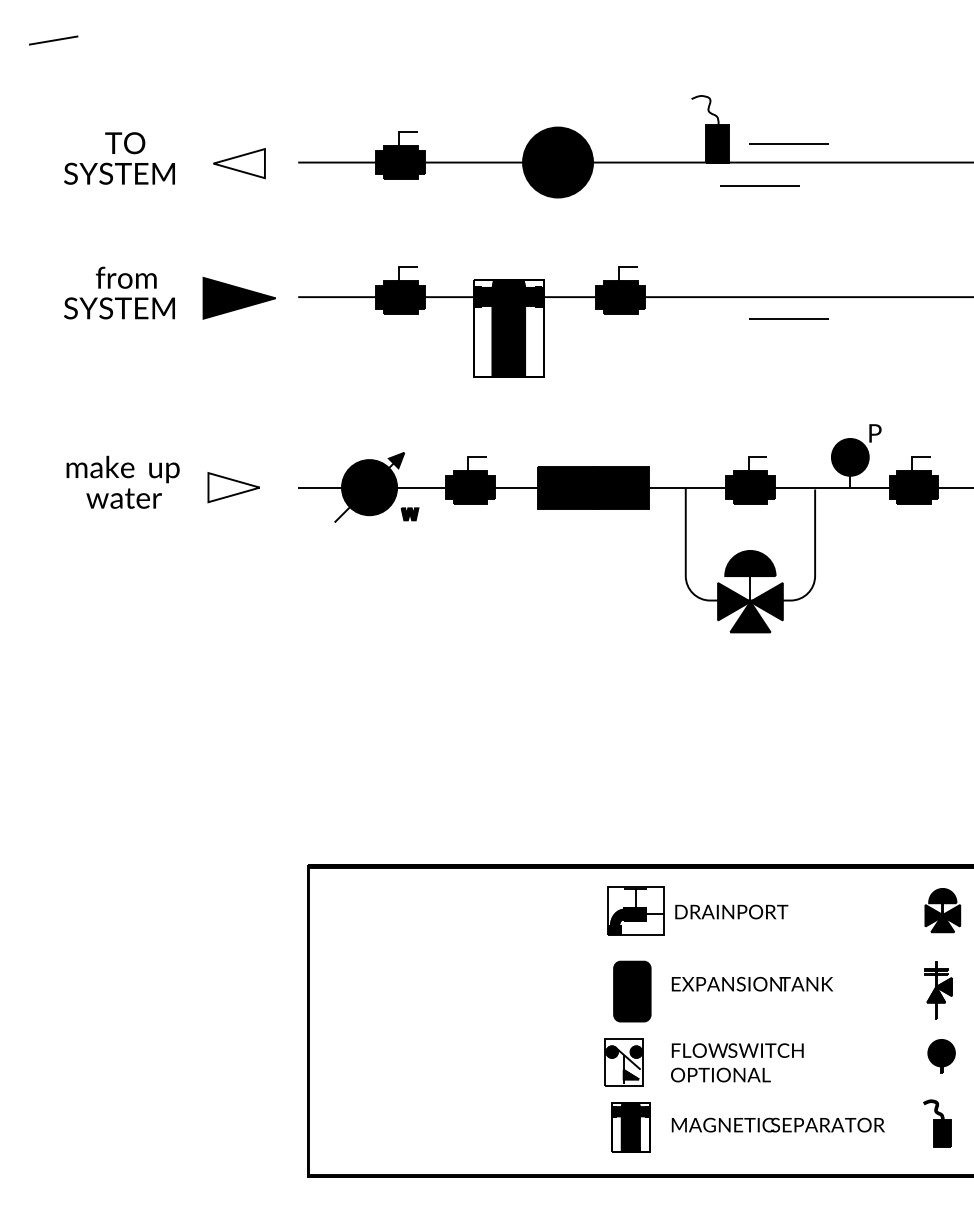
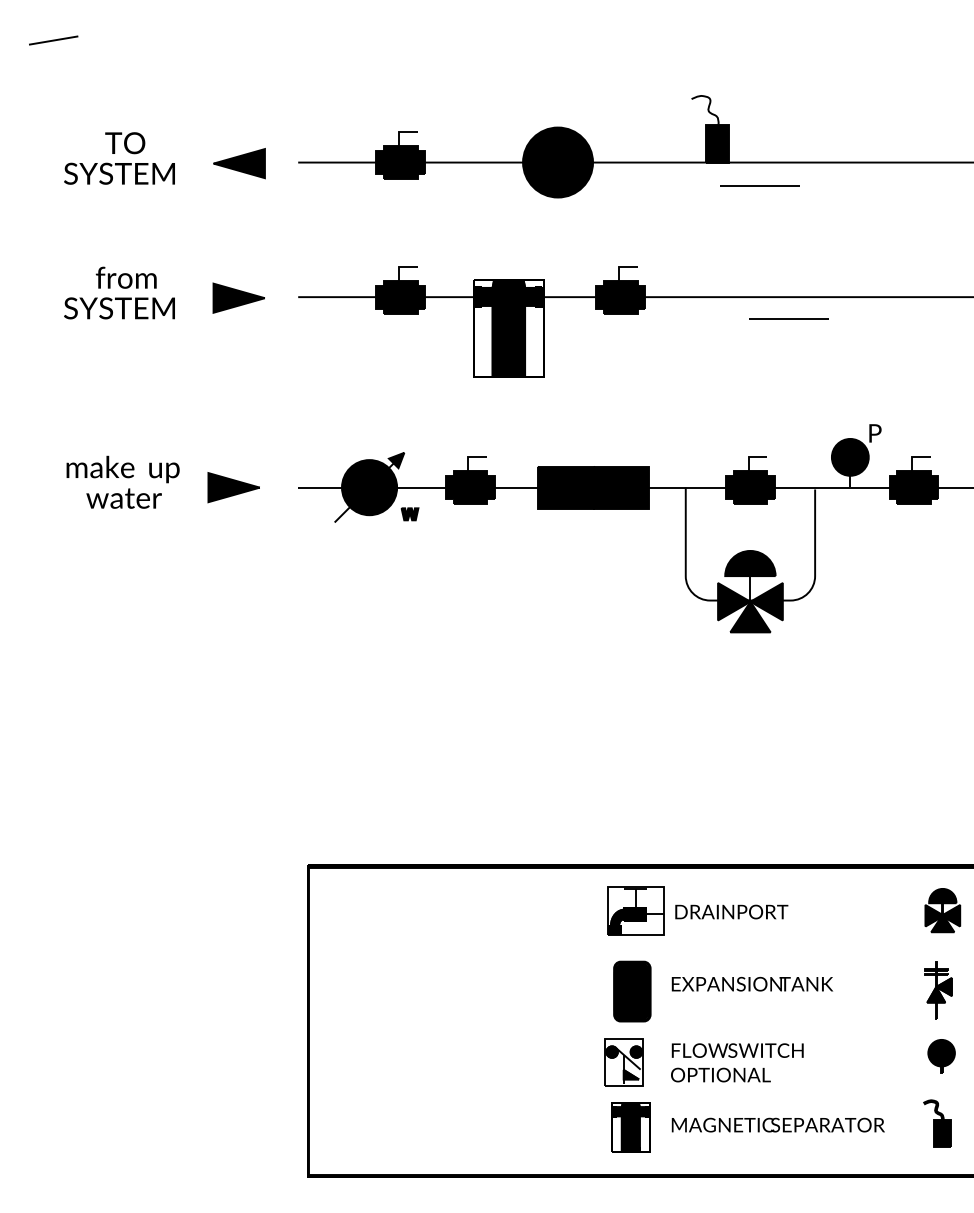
line: present -> none (788, 143)
fill: none -> present (238, 163)
part size: 74x43 px -> 53x32 px (238, 297)
fill: none -> present (233, 487)
